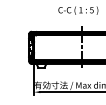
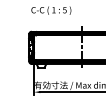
text position: (78, 10) -> (51, 10) (51, 10)
